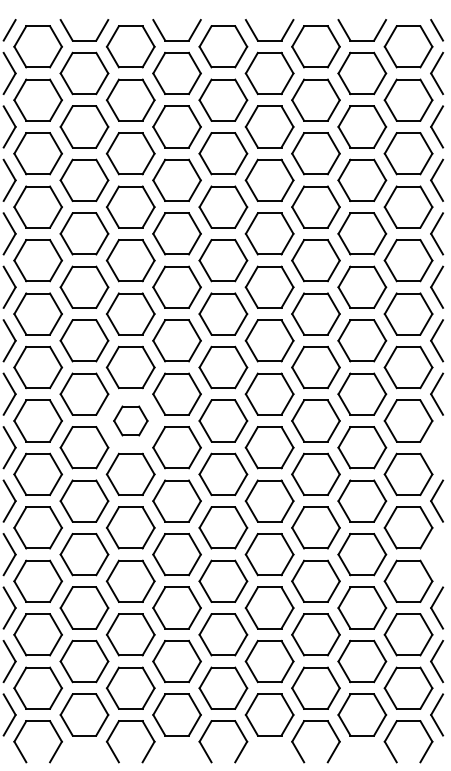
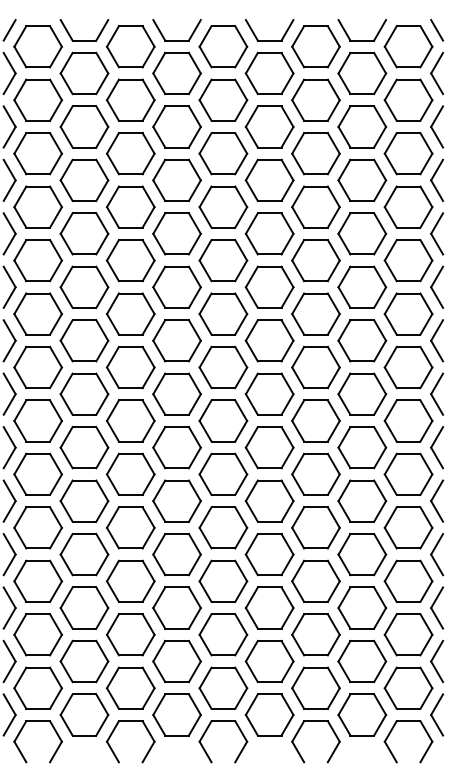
part size: 36x32 px -> 50x44 px (130, 420)
part: none -> present (437, 447)
part: none -> present (437, 554)
